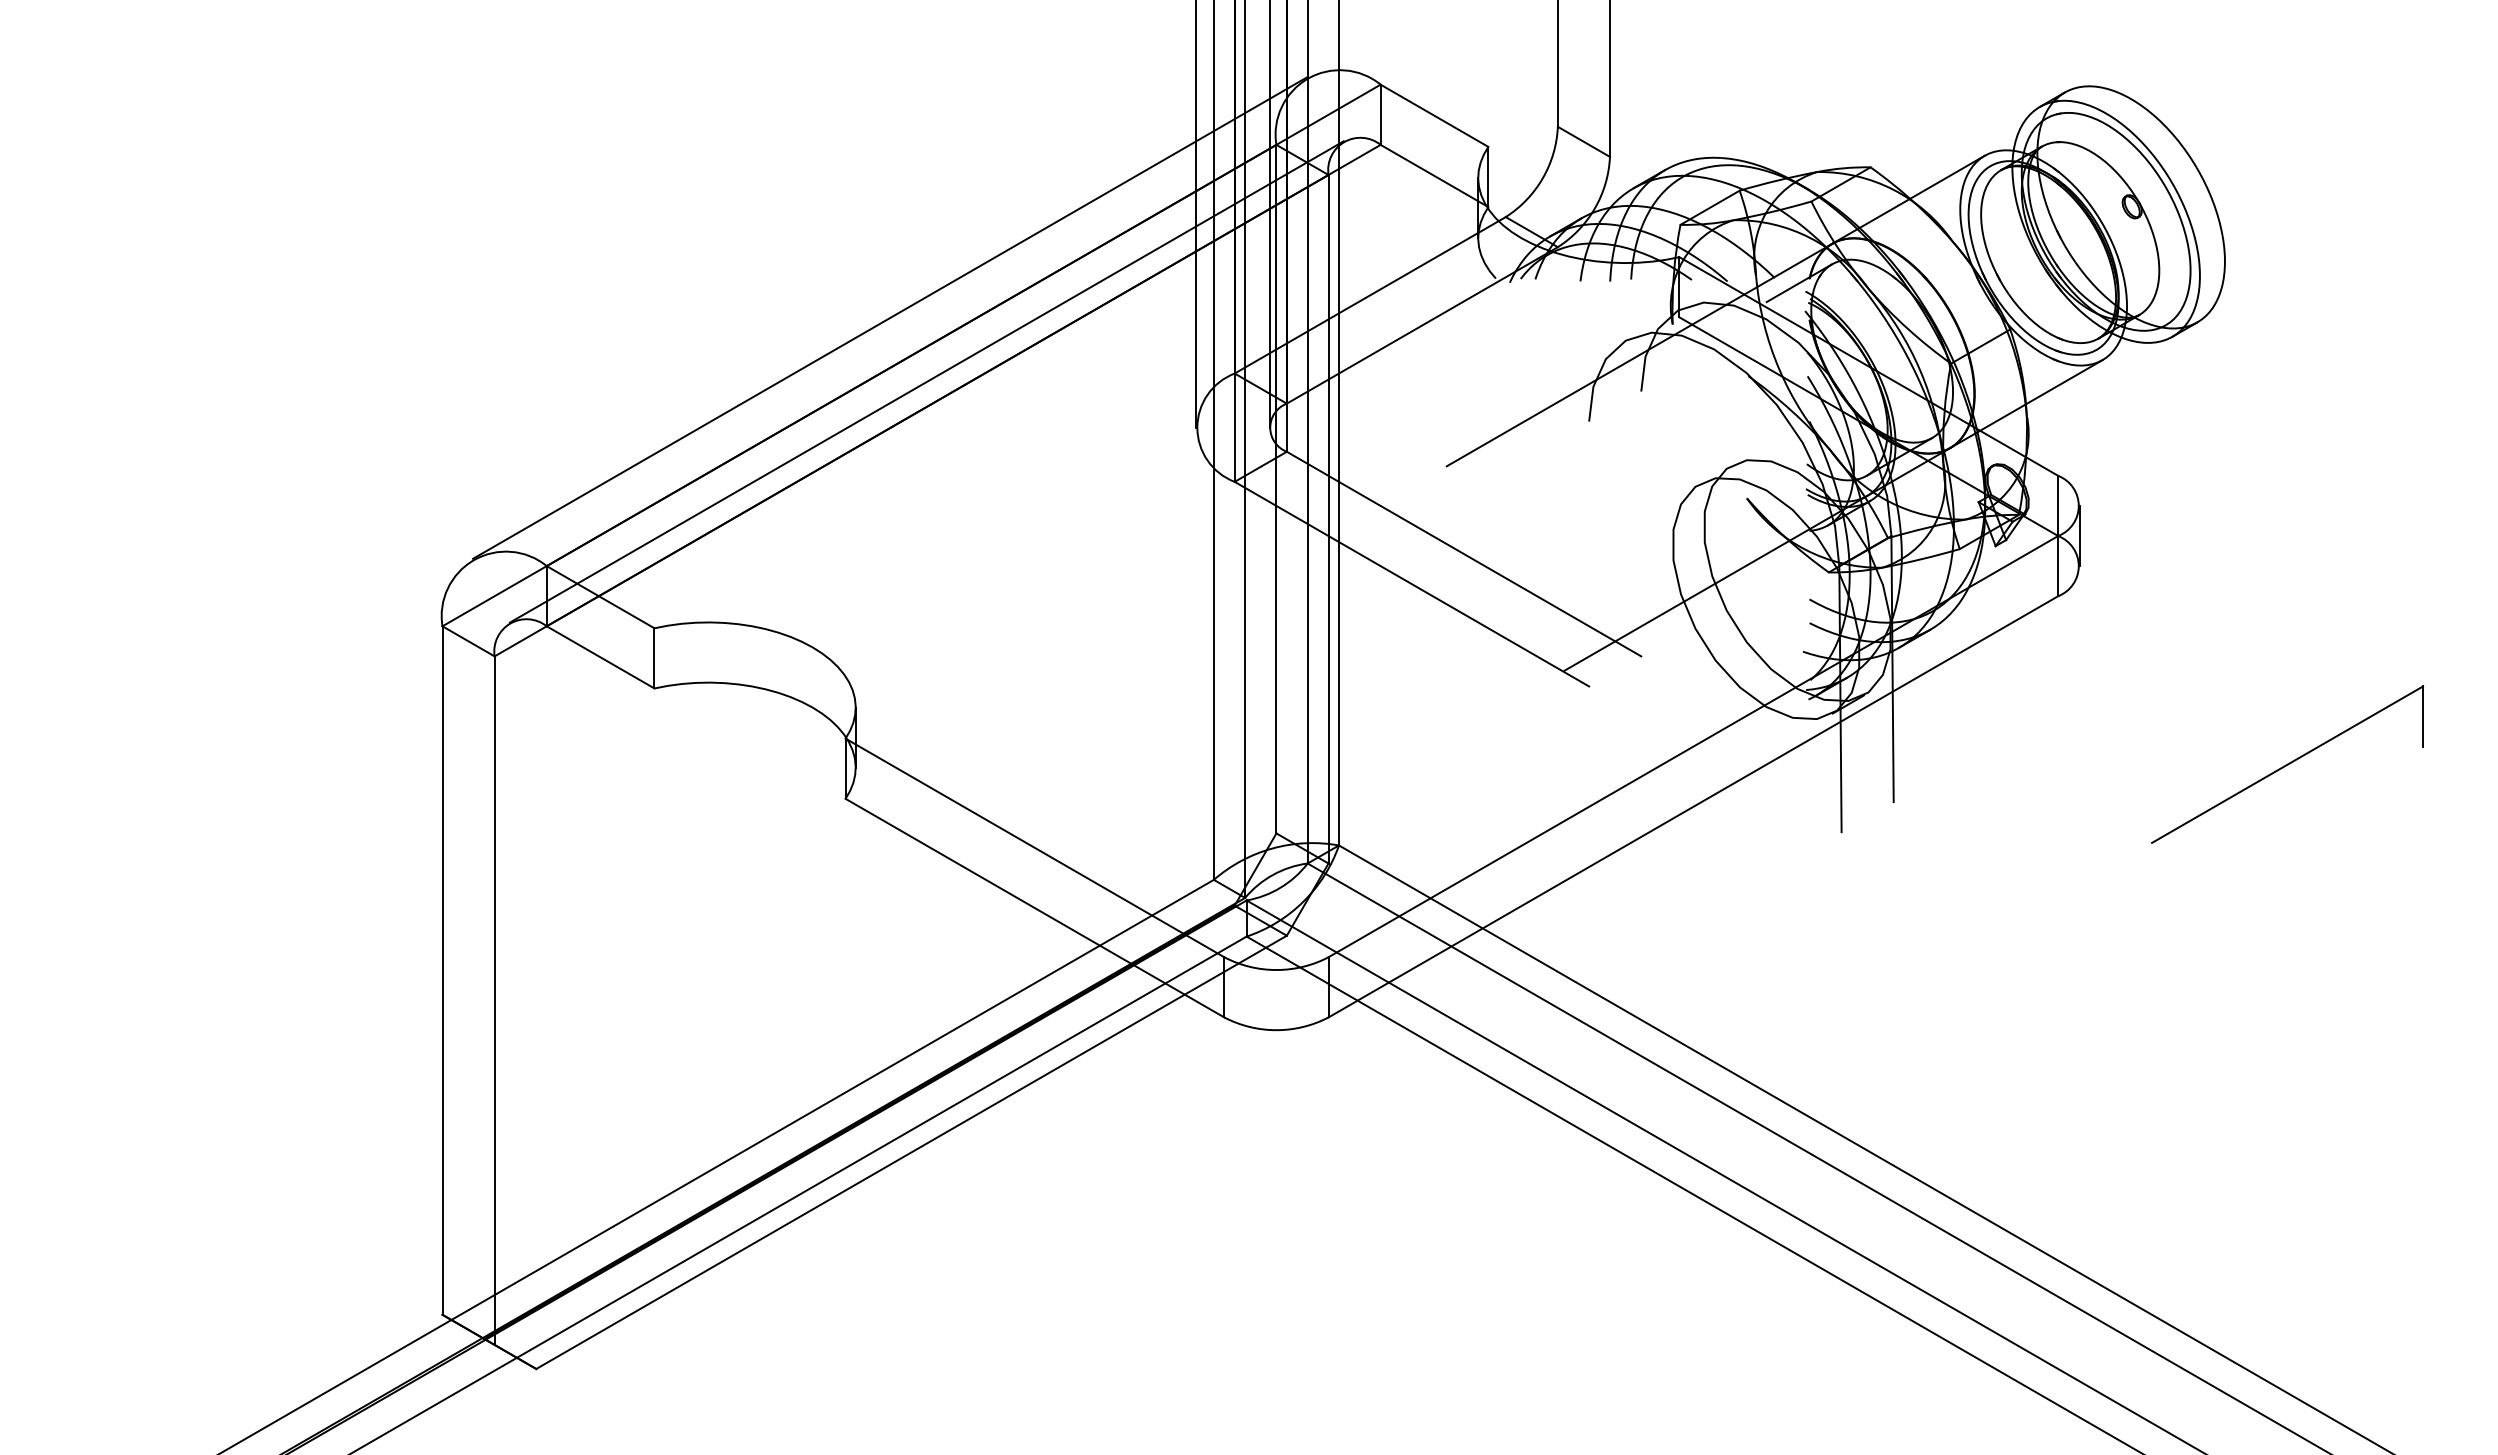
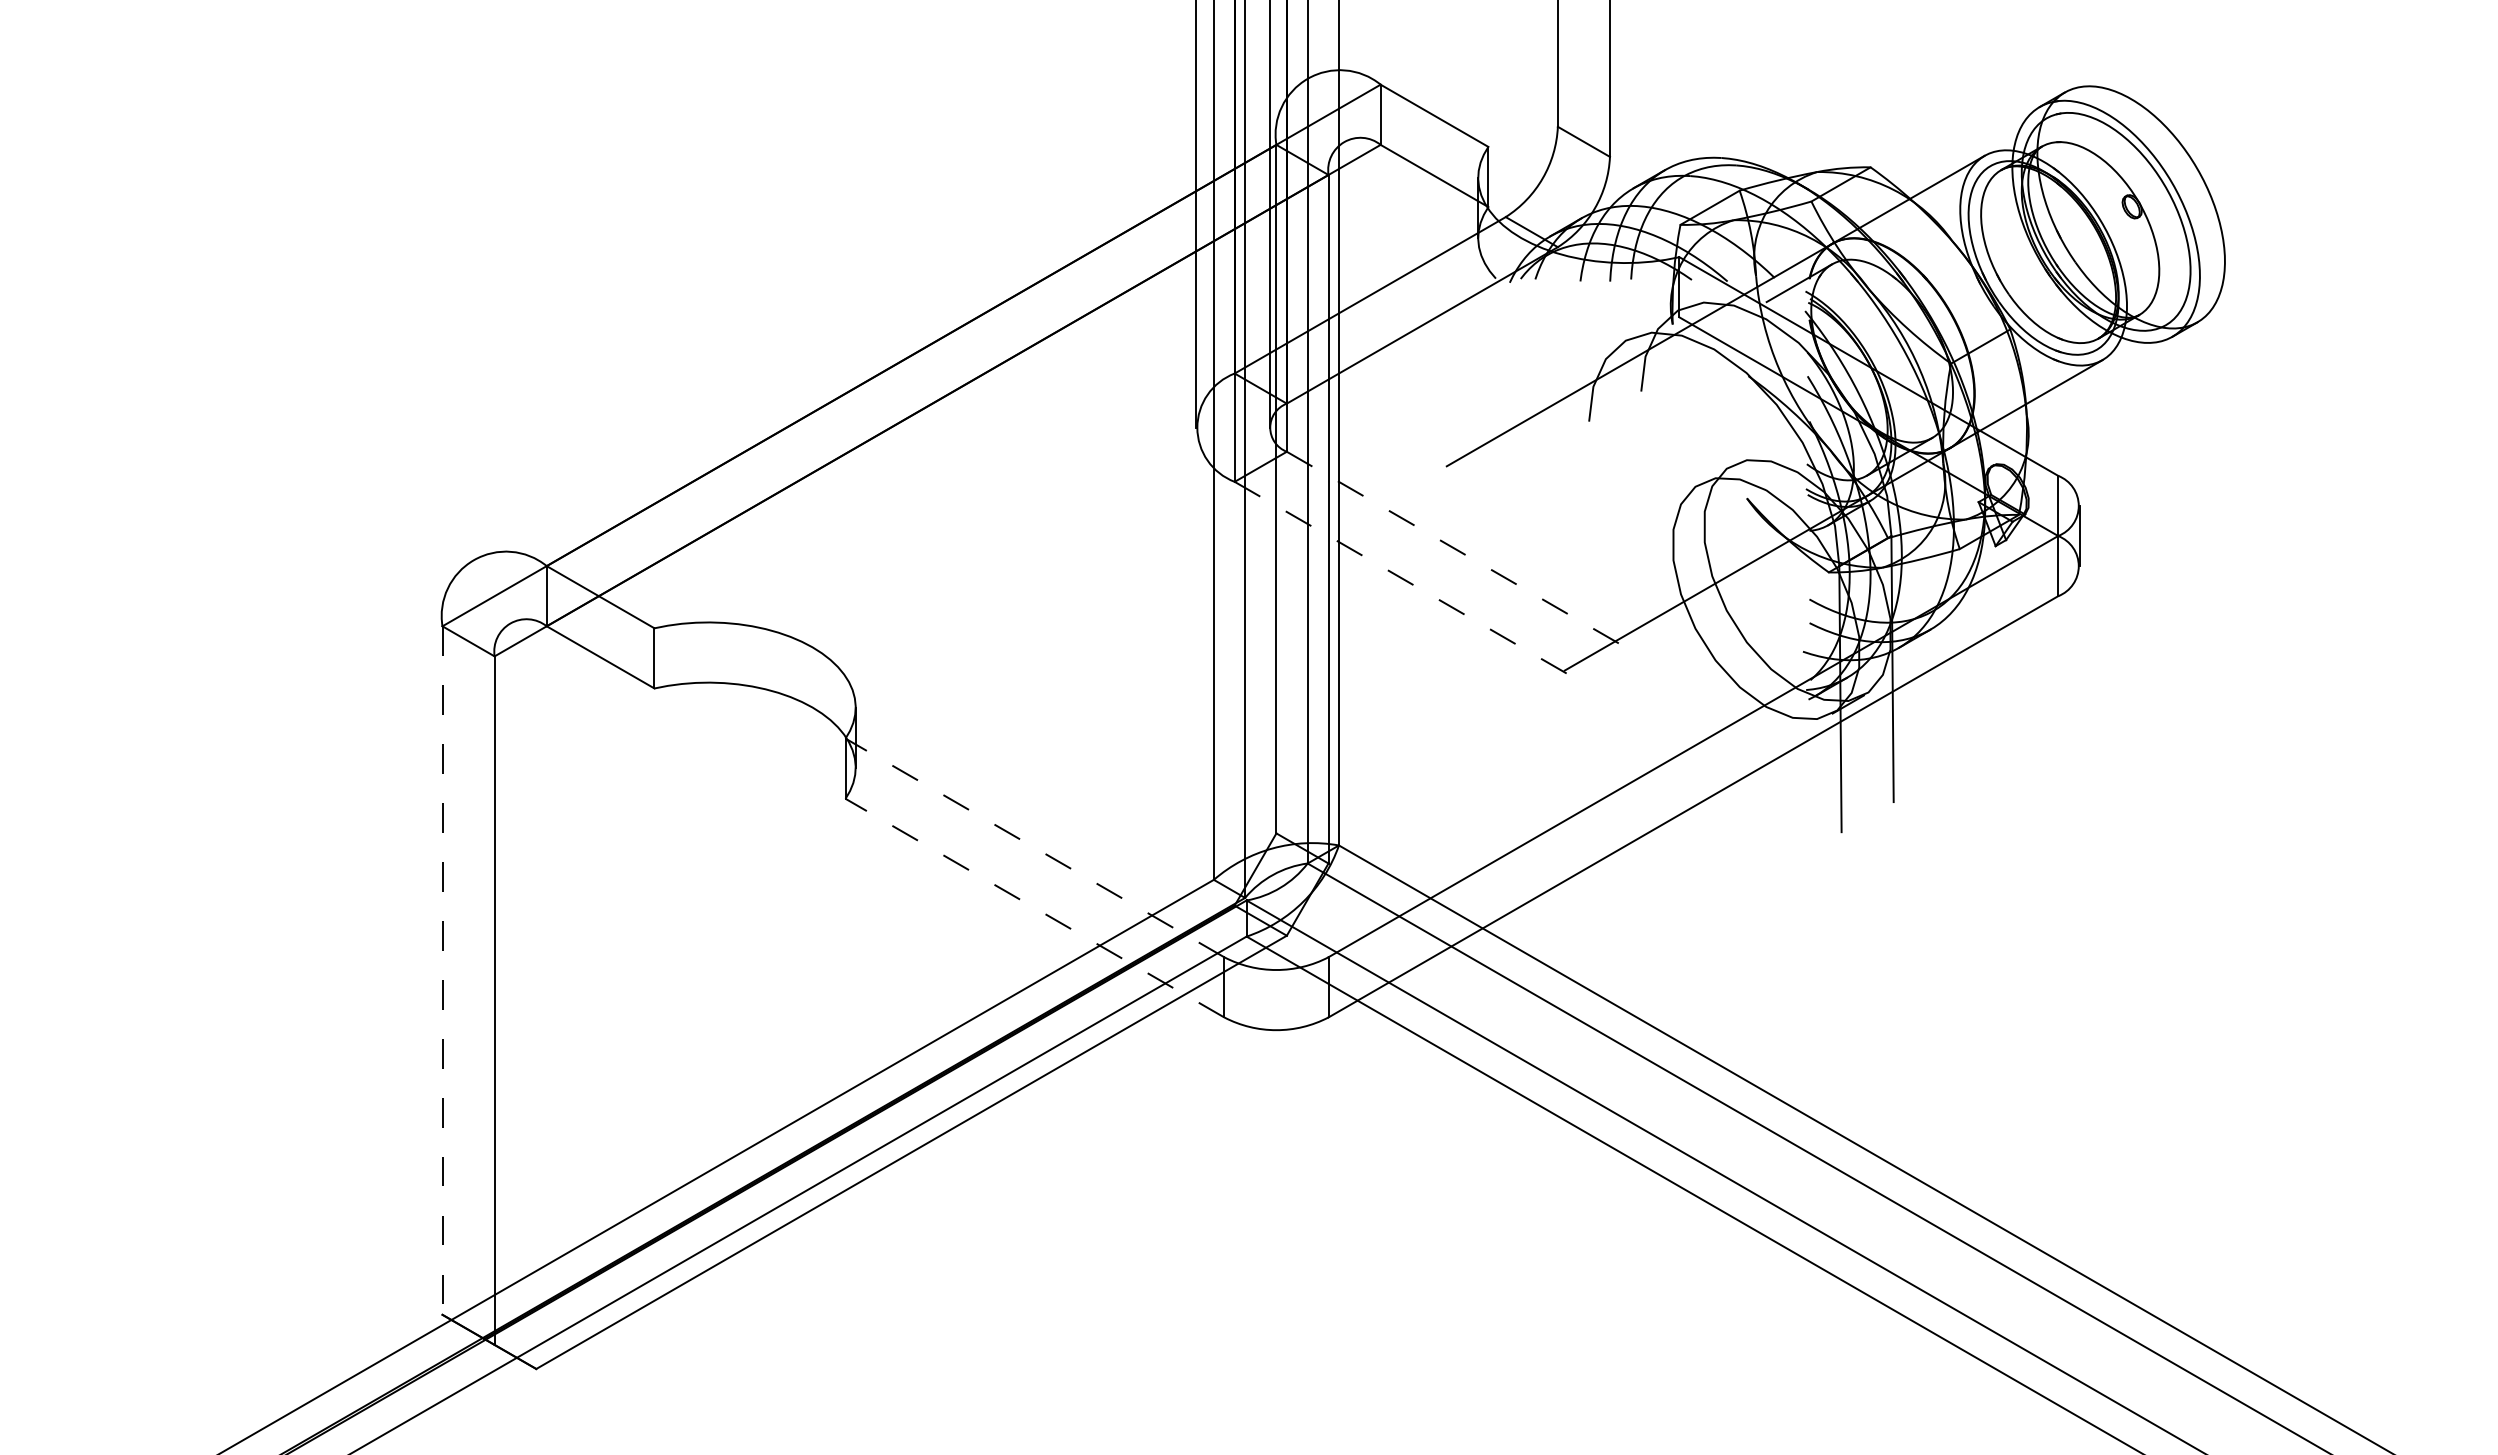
line: present -> none (889, 317)
line: present -> none (926, 381)
line: solid -> dashed (1464, 554)
line: solid -> dashed (1411, 584)
part: present -> none (2287, 764)
line: solid -> dashed (1034, 847)
line: solid -> dashed (1034, 908)
line: solid -> dashed (442, 971)
